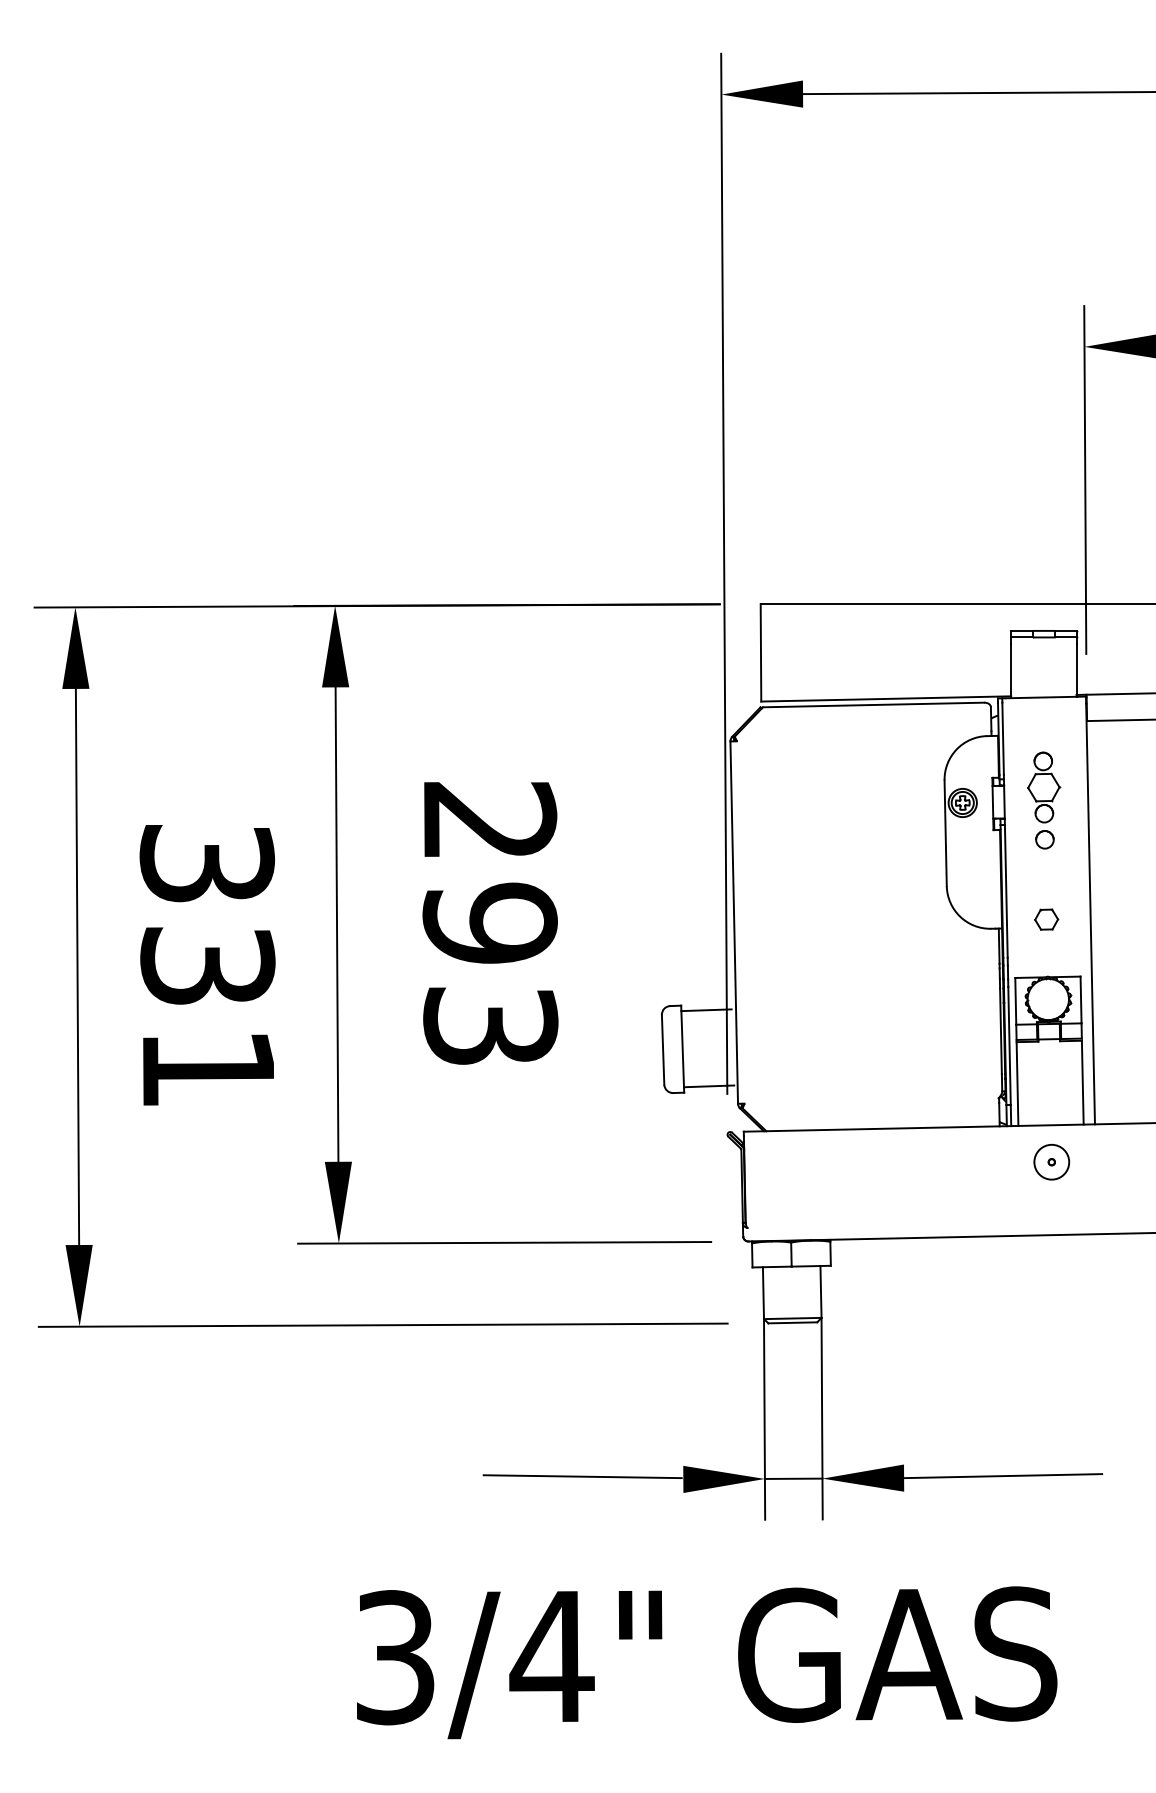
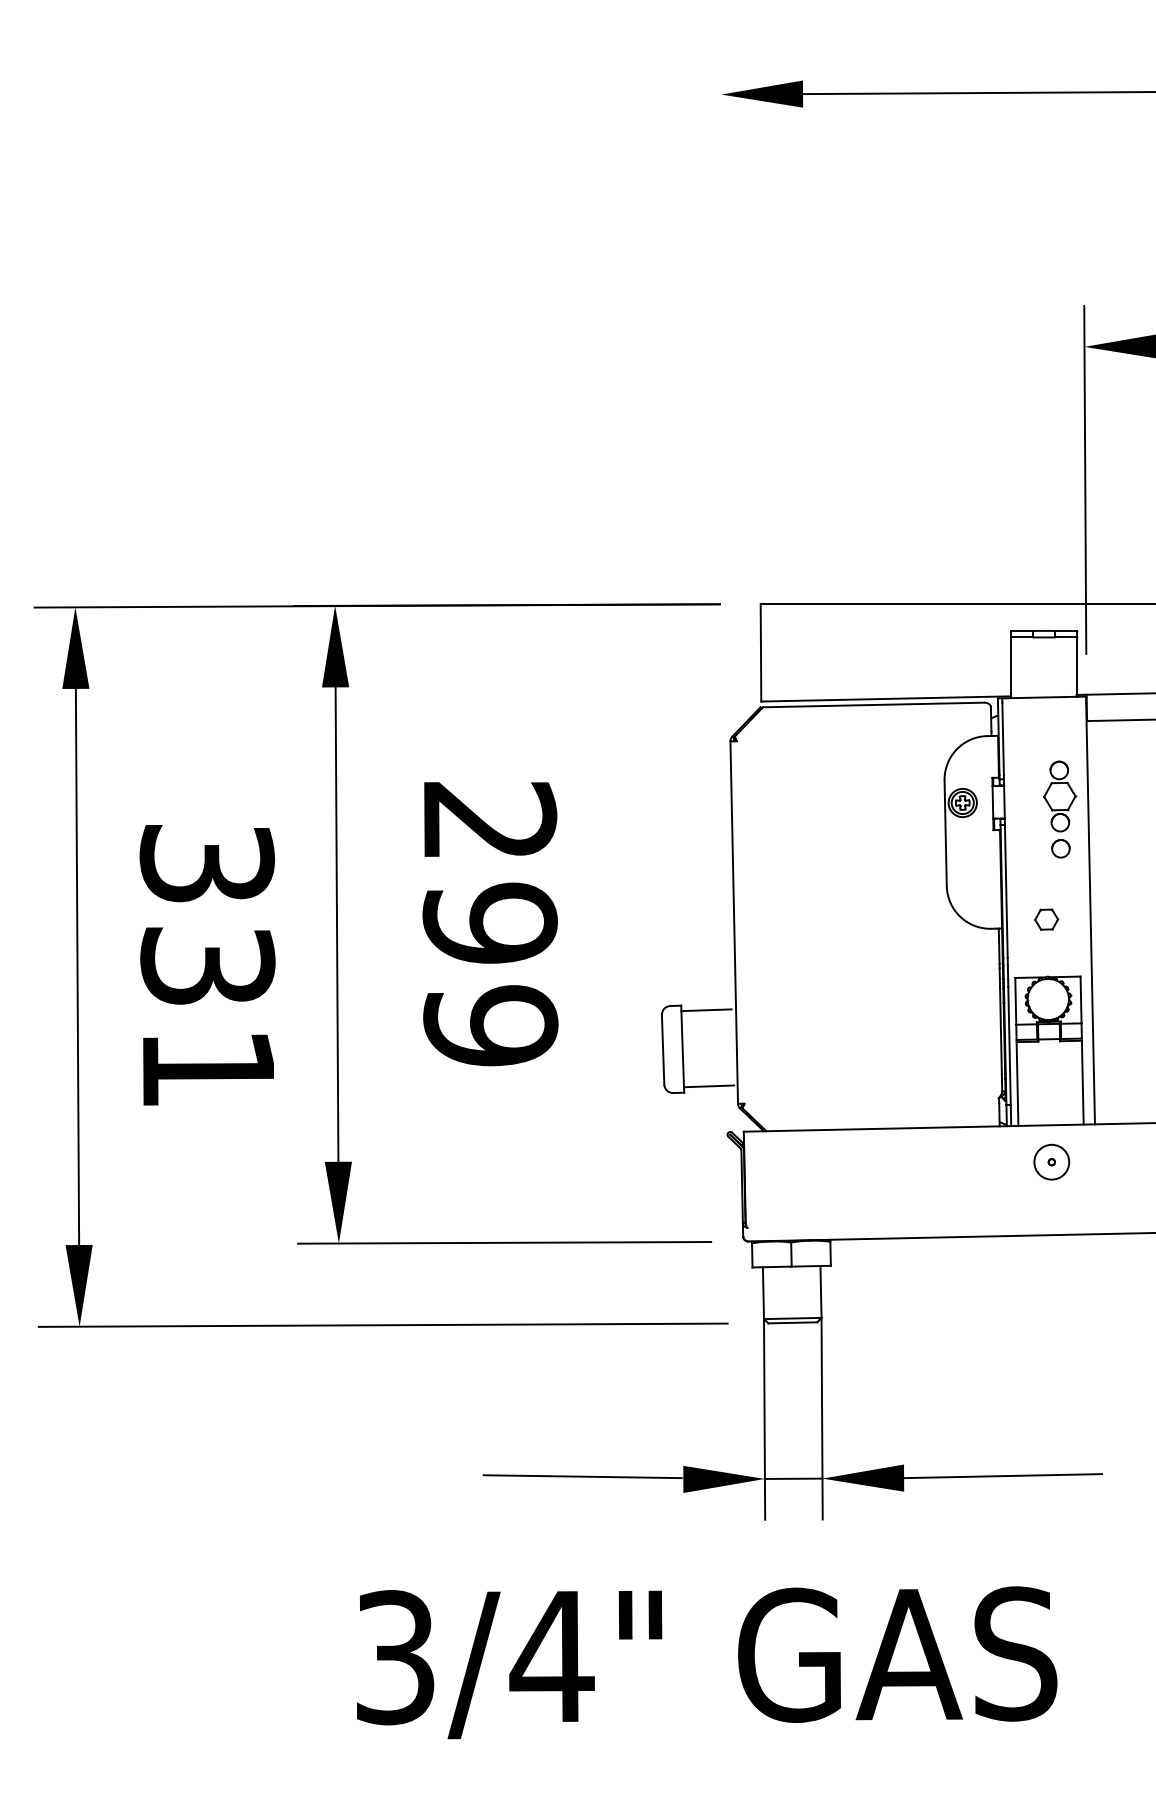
line: present -> none (724, 573)
part position: (1044, 800) -> (1060, 809) (1060, 809)
text: 293 -> 299 (490, 1025)
